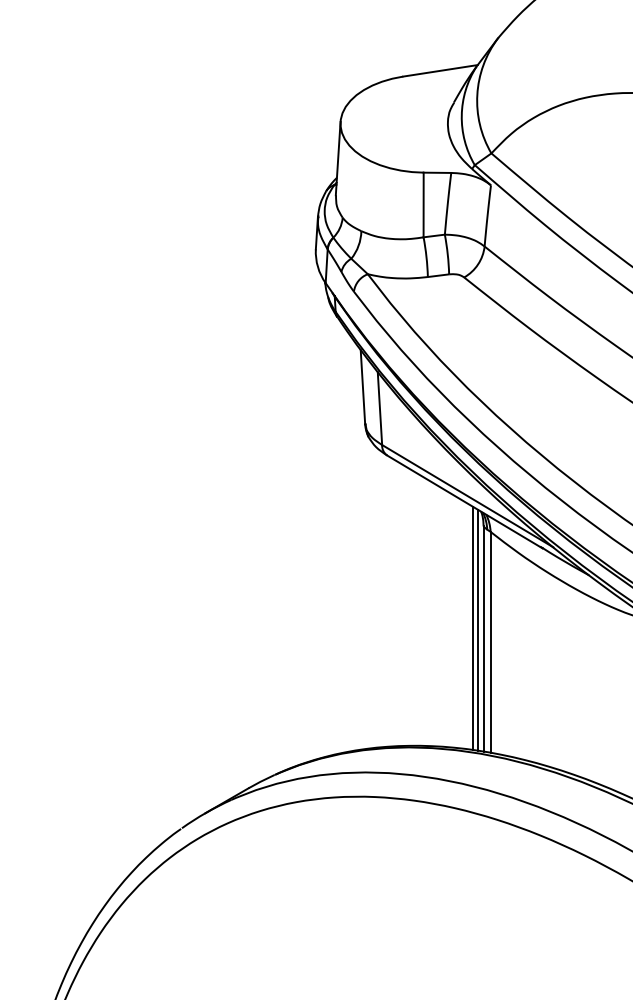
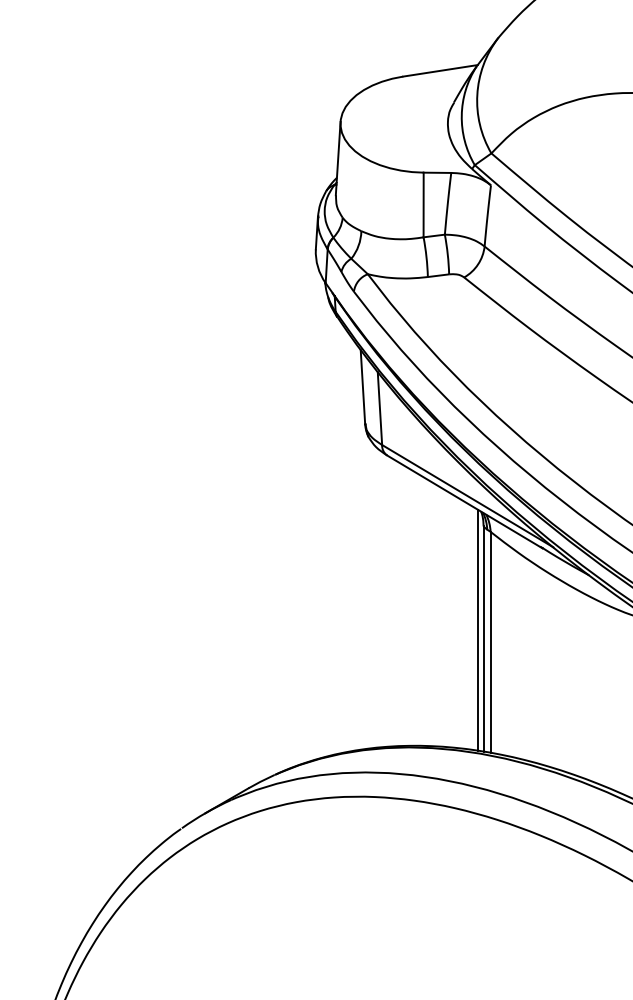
line: present -> none (473, 628)
